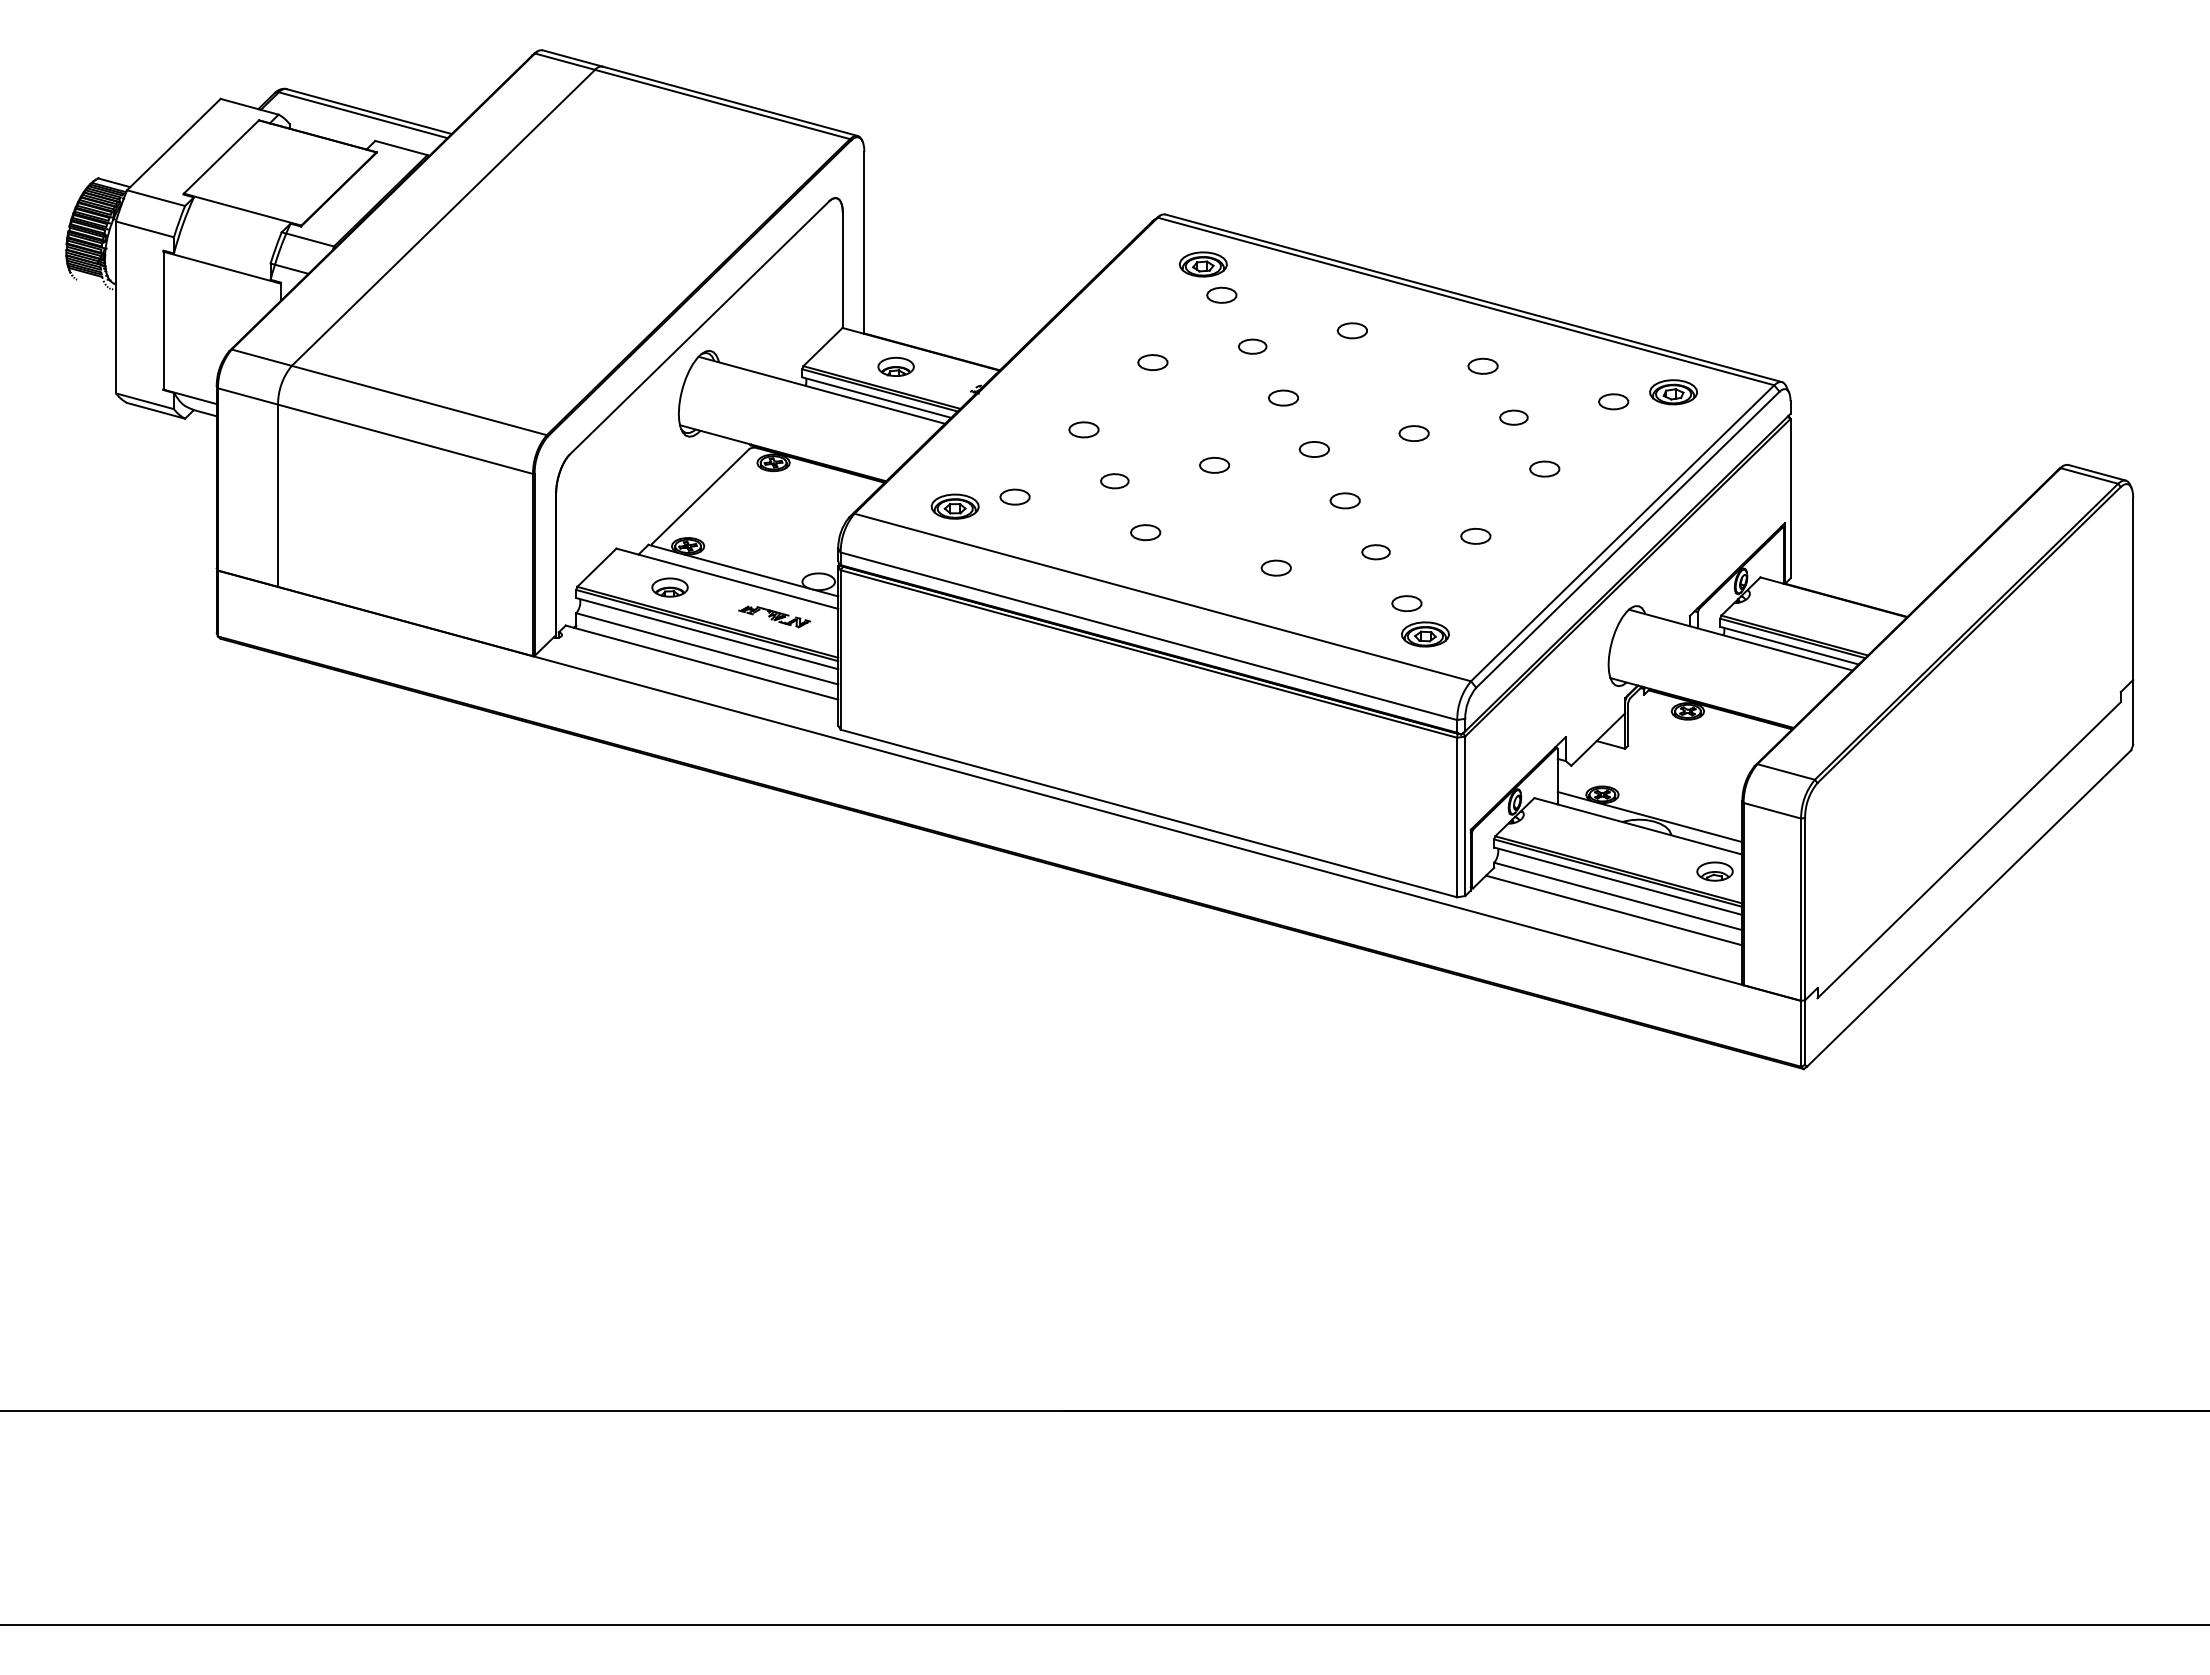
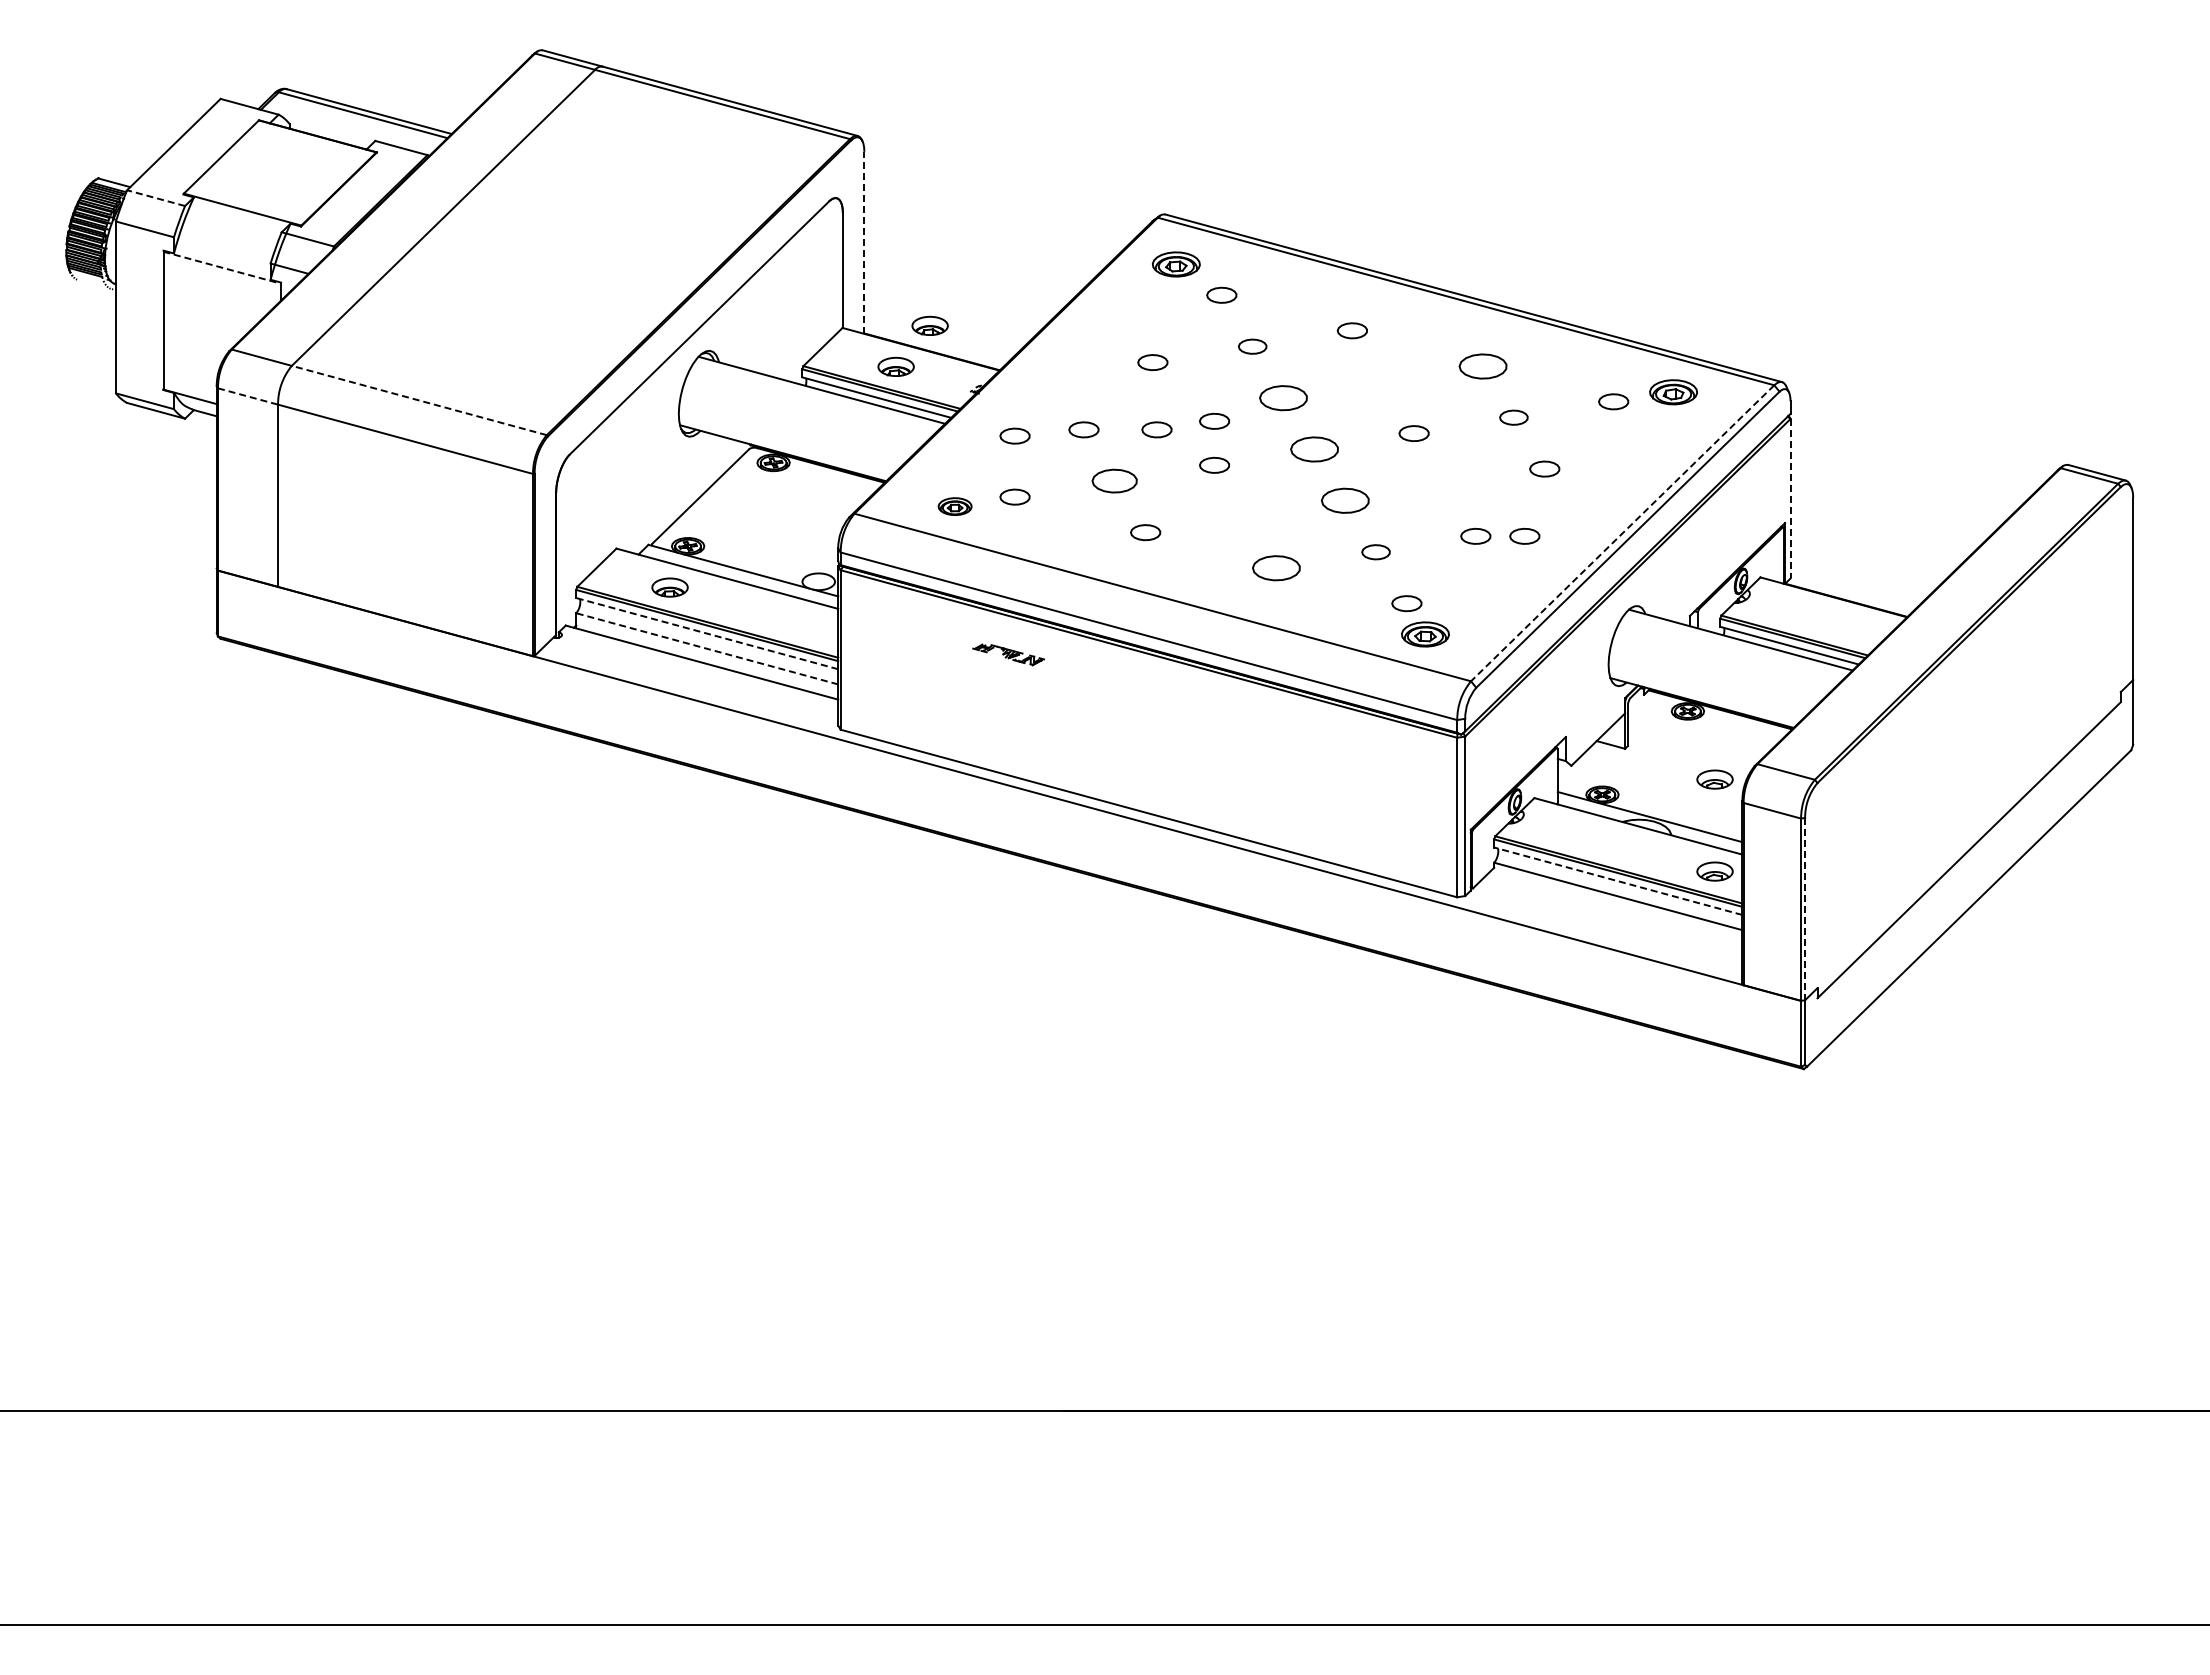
line: solid -> dashed (155, 198)
line: solid -> dashed (864, 242)
part position: (1202, 264) -> (1175, 264) (1175, 264)
line: solid -> dashed (222, 267)
part: none -> present (929, 325)
part size: 32x18 px -> 50x27 px (1482, 366)
line: solid -> dashed (248, 396)
part size: 31x18 px -> 49x27 px (1283, 398)
line: solid -> dashed (418, 400)
part: none -> present (1214, 420)
part: none -> present (1156, 429)
part: none -> present (1014, 435)
part size: 32x17 px -> 49x27 px (1314, 449)
part size: 30x17 px -> 47x26 px (1114, 480)
line: solid -> dashed (1790, 498)
part size: 32x18 px -> 50x27 px (1344, 500)
part size: 50x27 px -> 36x19 px (954, 506)
line: solid -> dashed (1622, 533)
part: none -> present (1524, 535)
part size: 32x18 px -> 49x27 px (1276, 568)
part position: (774, 616) -> (1008, 654) (1008, 654)
line: solid -> dashed (707, 633)
line: solid -> dashed (707, 648)
part: none -> present (1714, 779)
line: solid -> dashed (1618, 881)
line: solid -> dashed (1805, 909)
line: present -> none (1614, 910)
